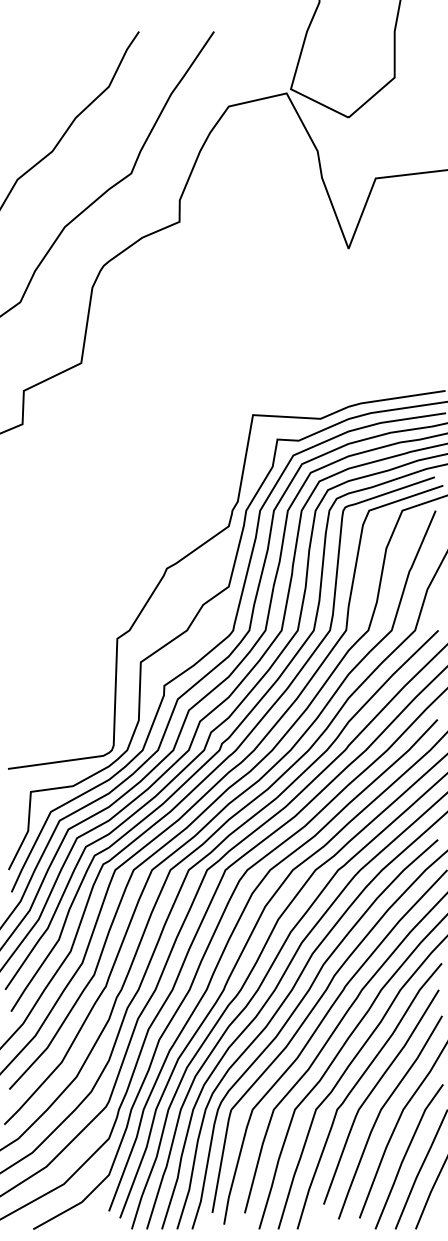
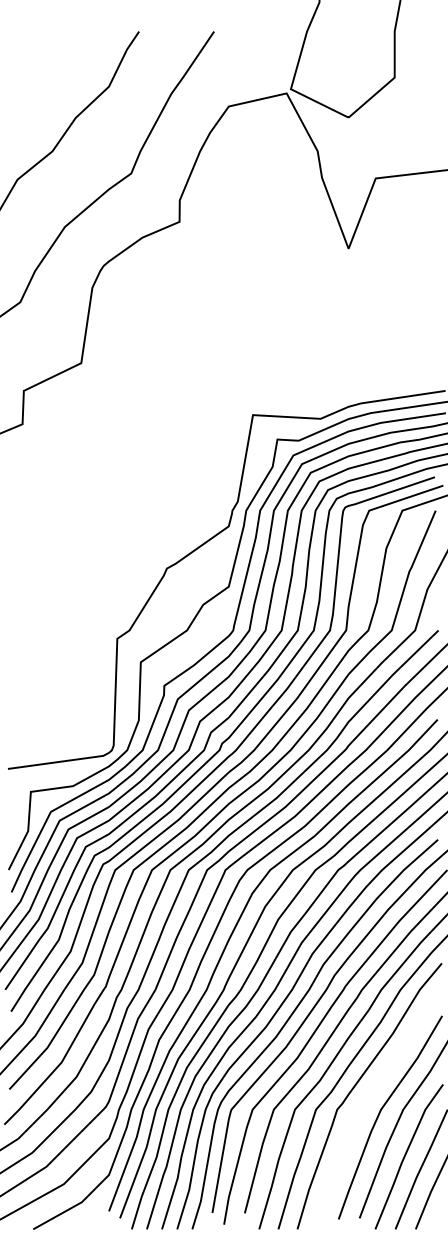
curve: present -> none (372, 1092)
